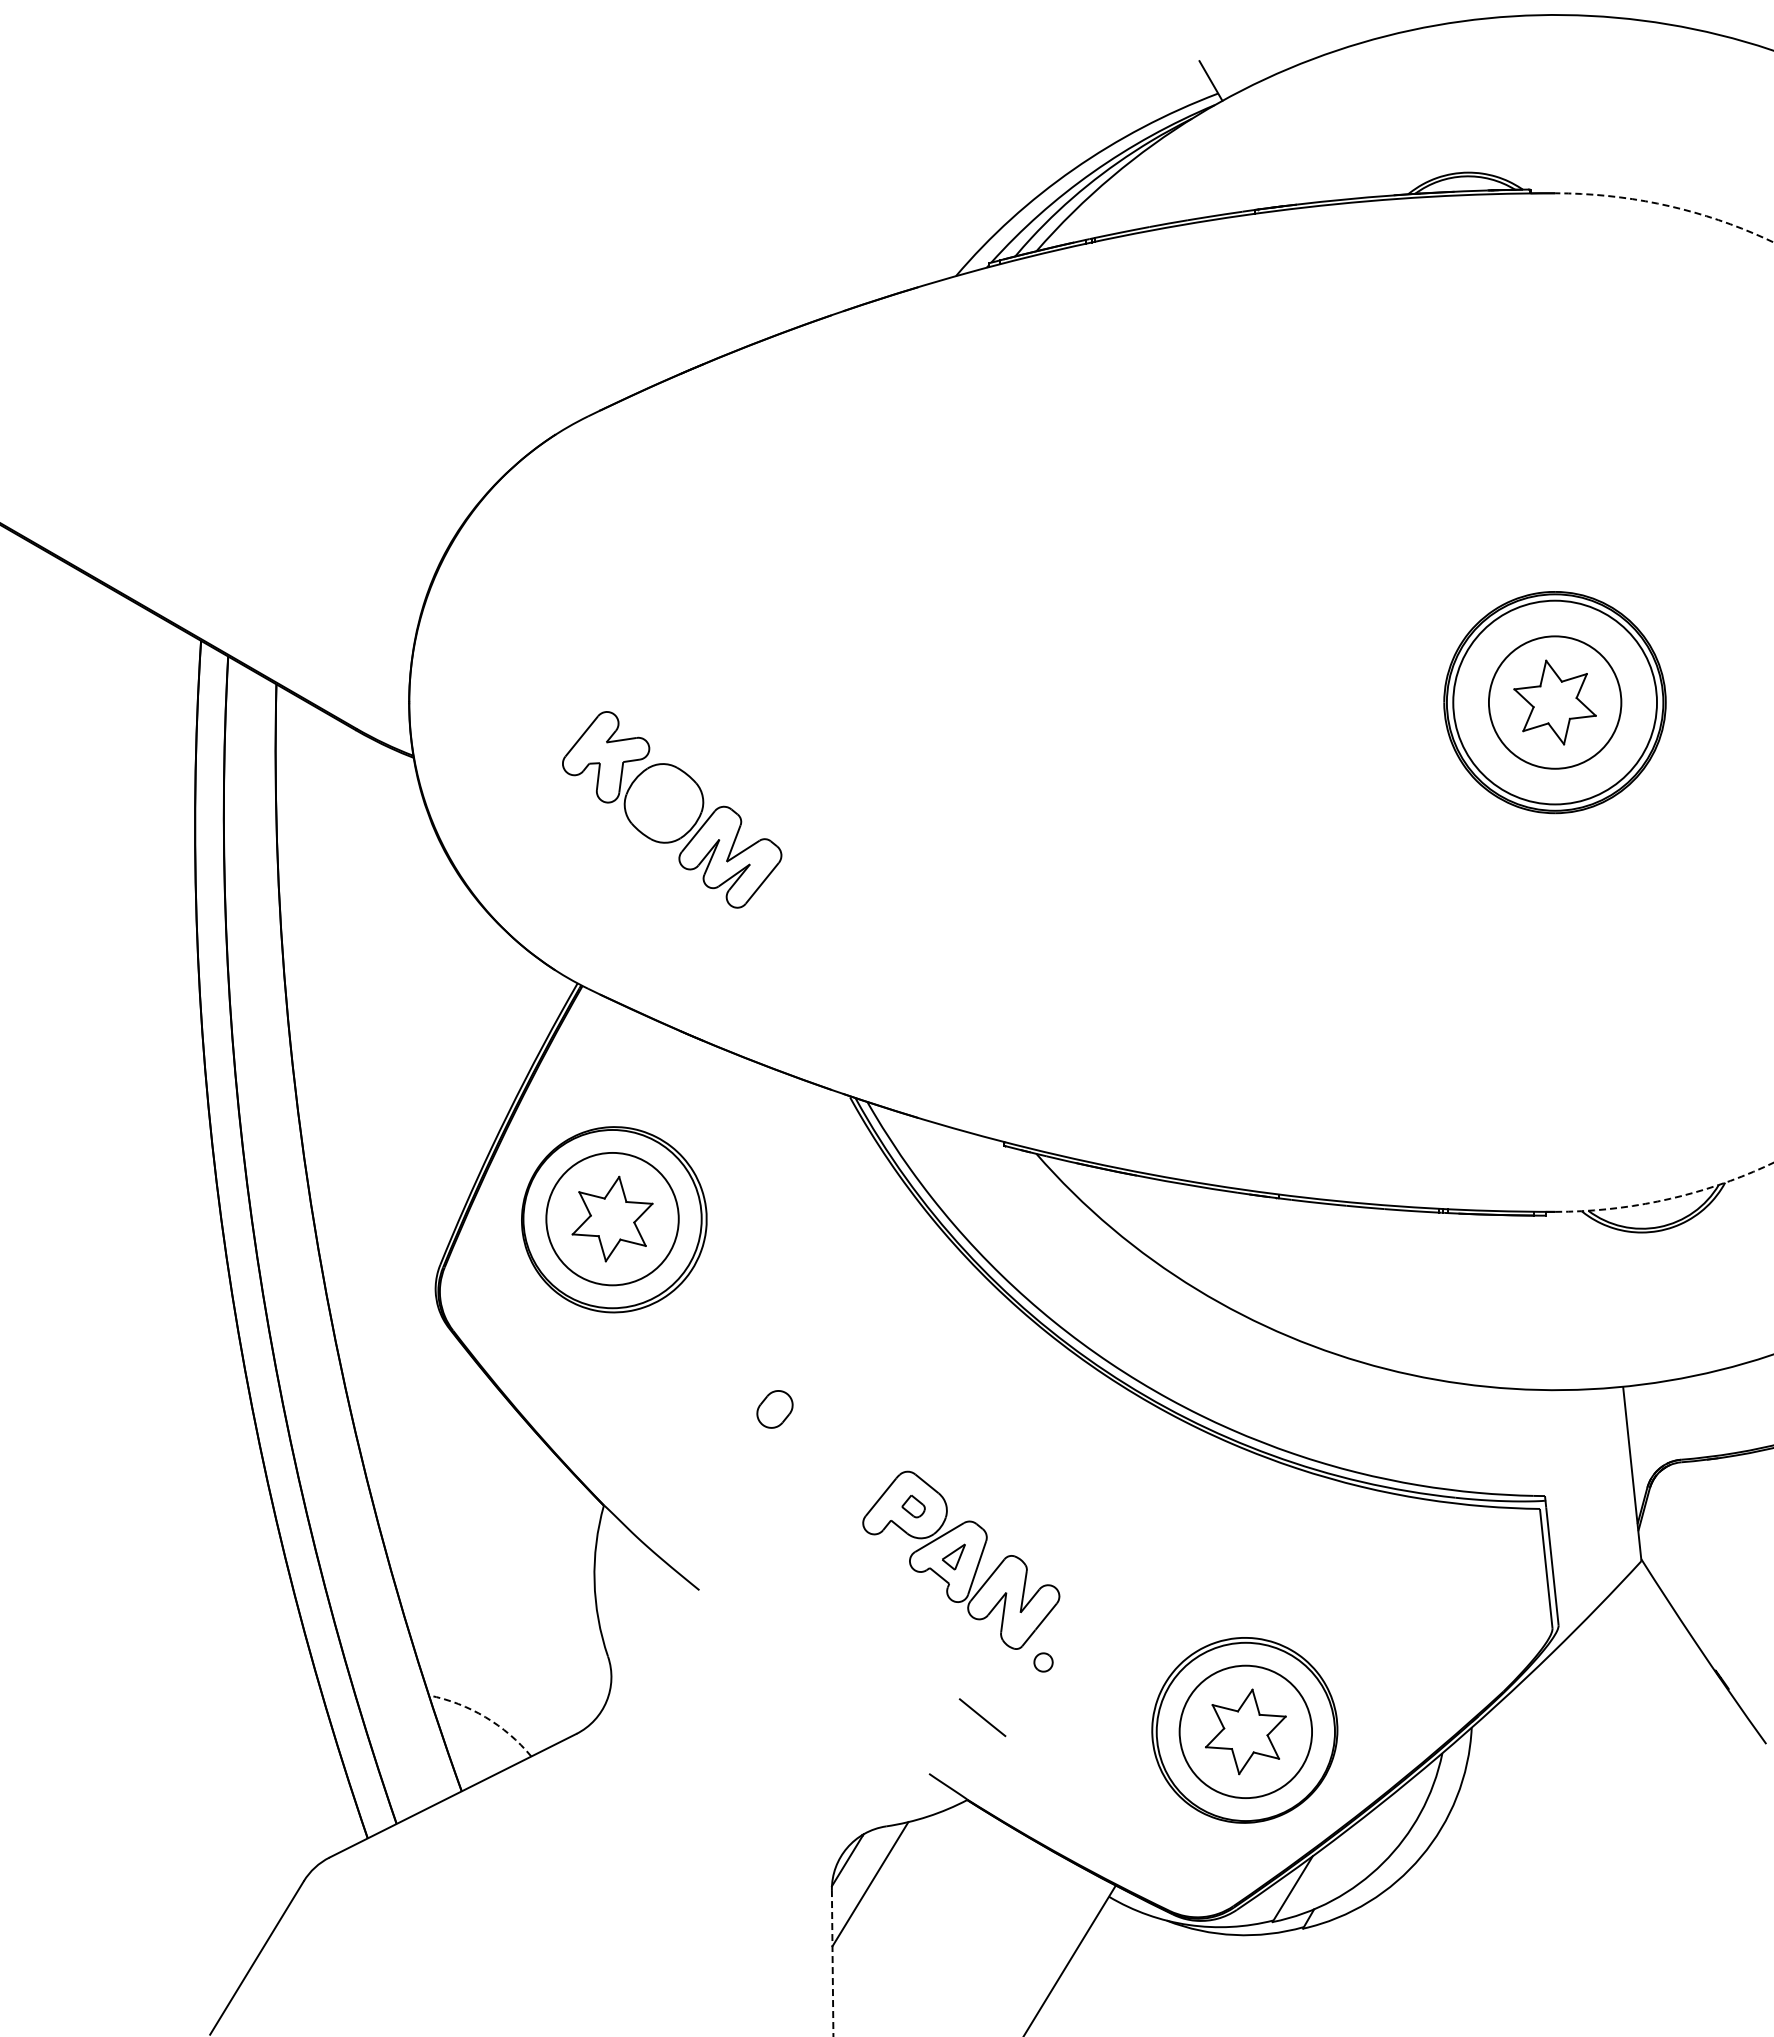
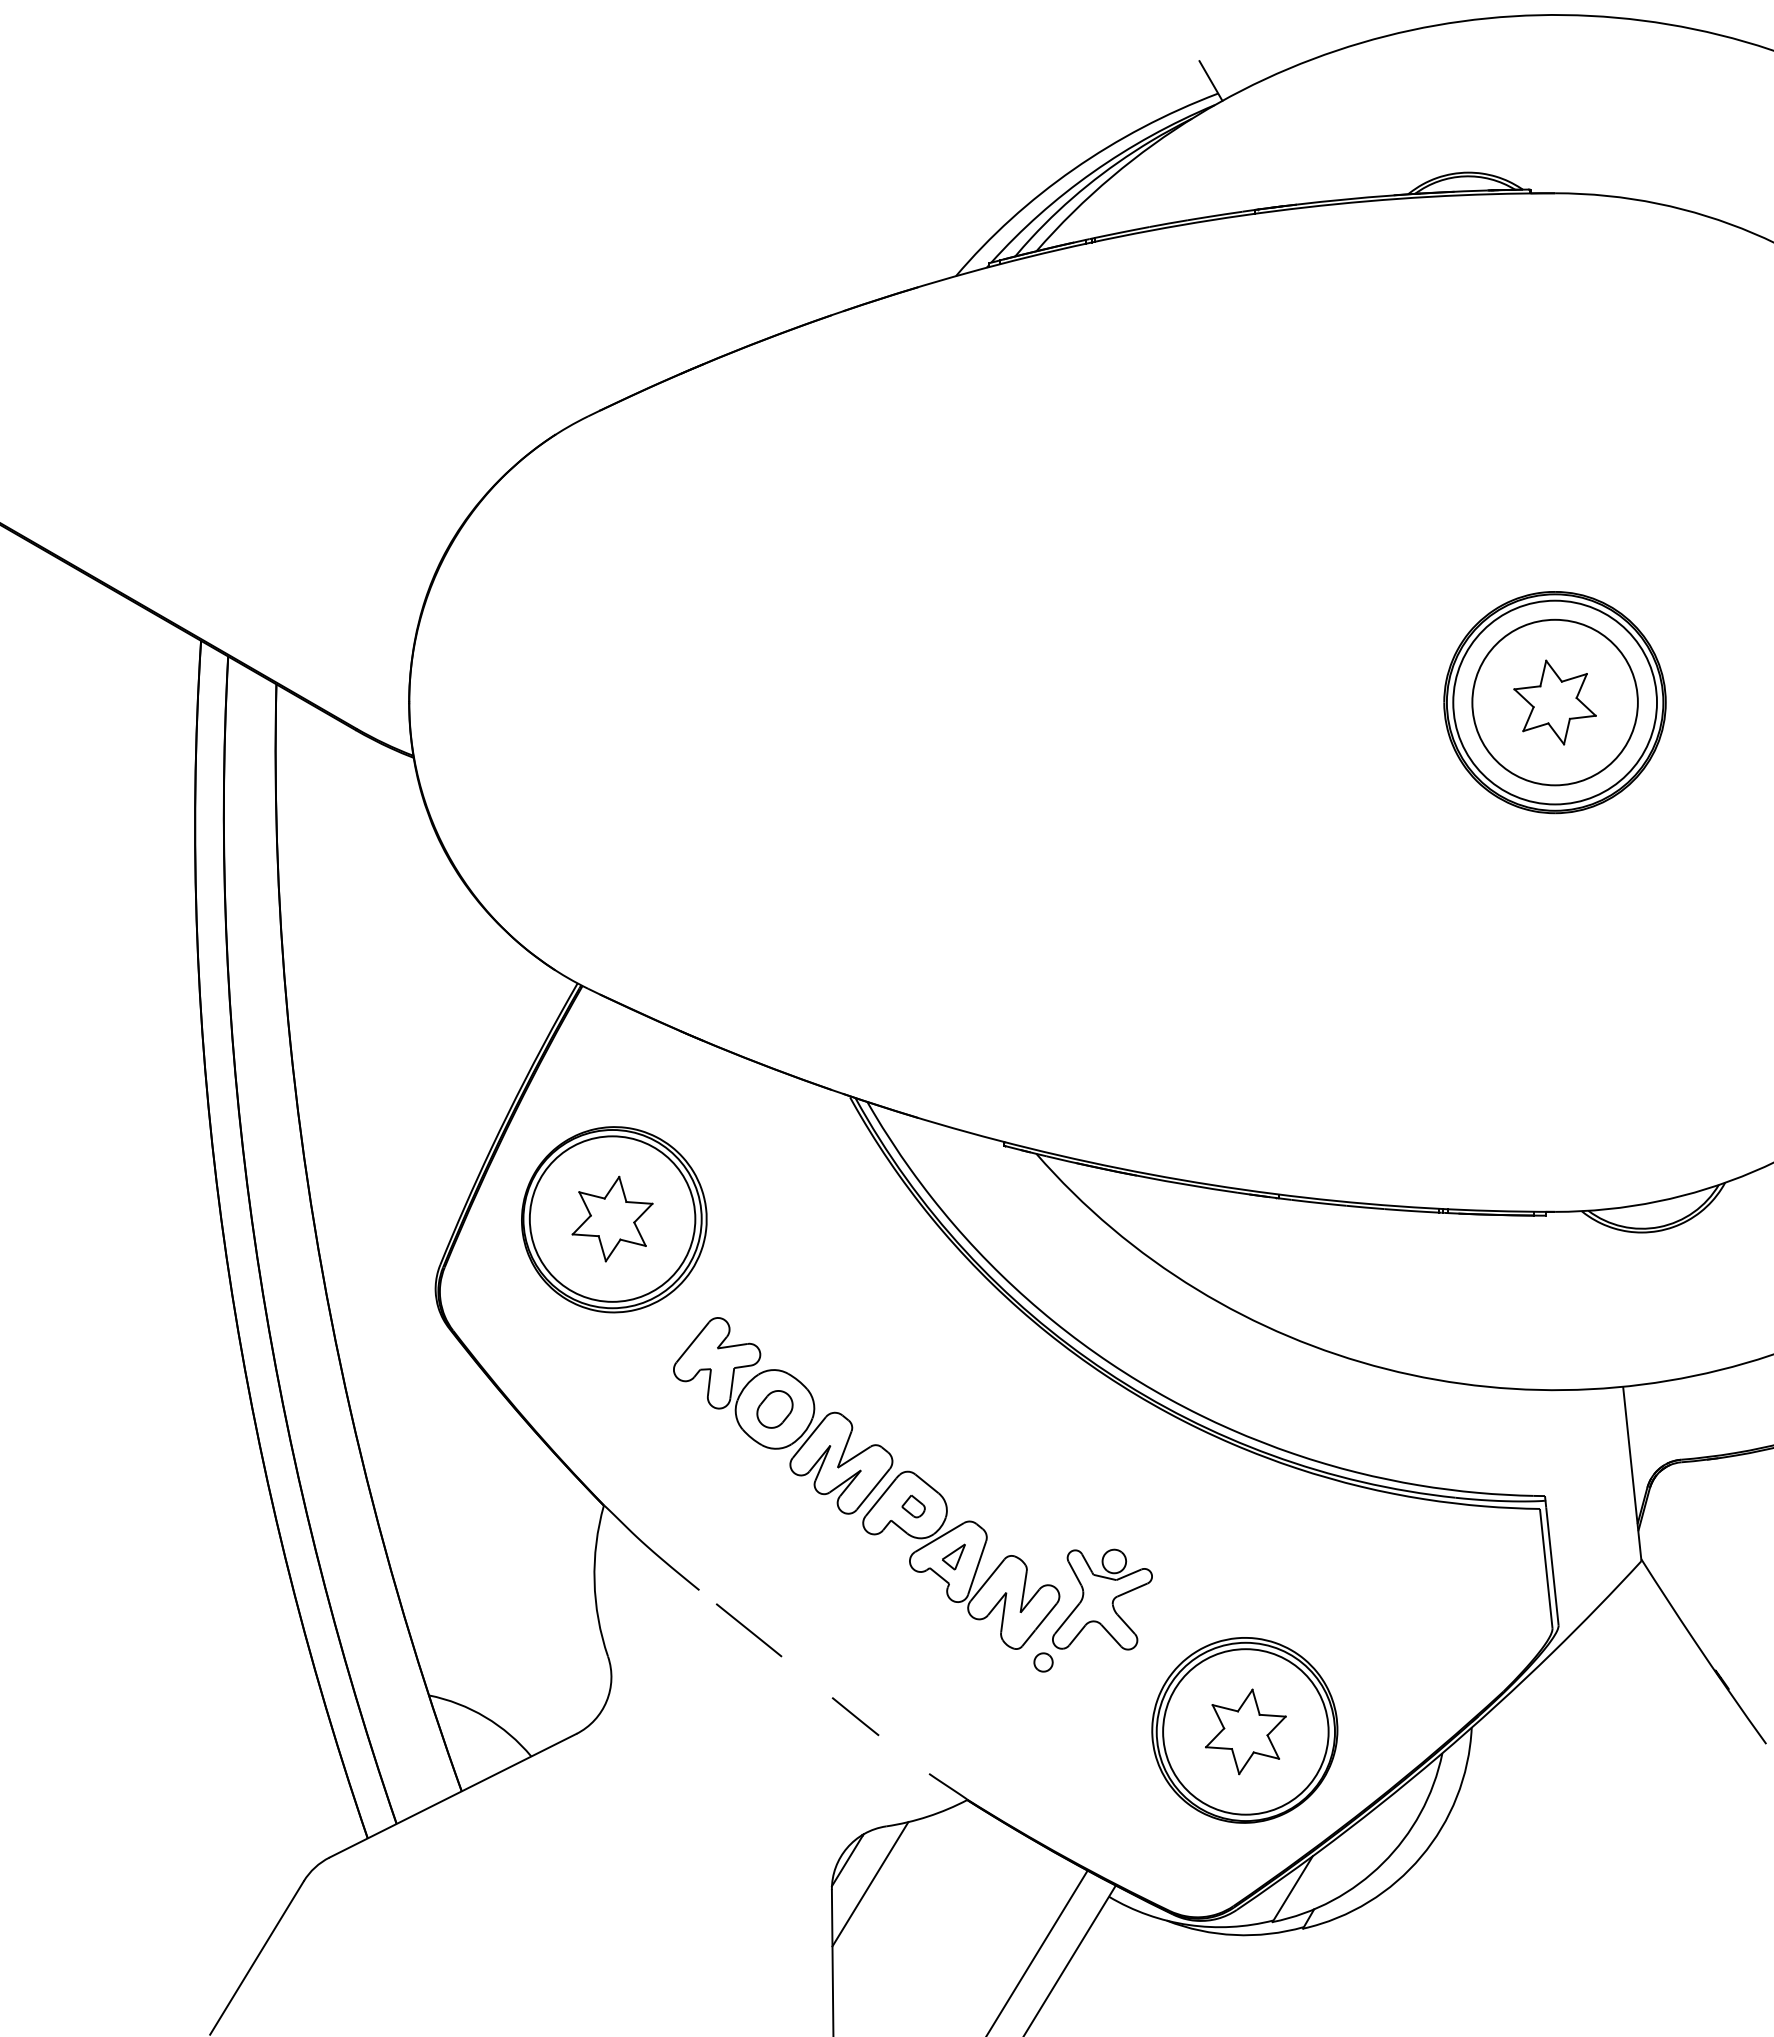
arc: dashed -> solid (1773, 242)
circle diameter: 132 px -> 166 px (1554, 702)
part position: (672, 809) -> (783, 1415) (783, 1415)
circle diameter: 132 px -> 166 px (612, 1218)
part: none -> present (1102, 1599)
line: none -> present (748, 1630)
arc: dashed -> solid (485, 1717)
line position: (982, 1717) -> (855, 1716) (855, 1716)
circle diameter: 132 px -> 166 px (1245, 1731)
line: none -> present (1037, 1951)
line: dashed -> solid (832, 1964)
